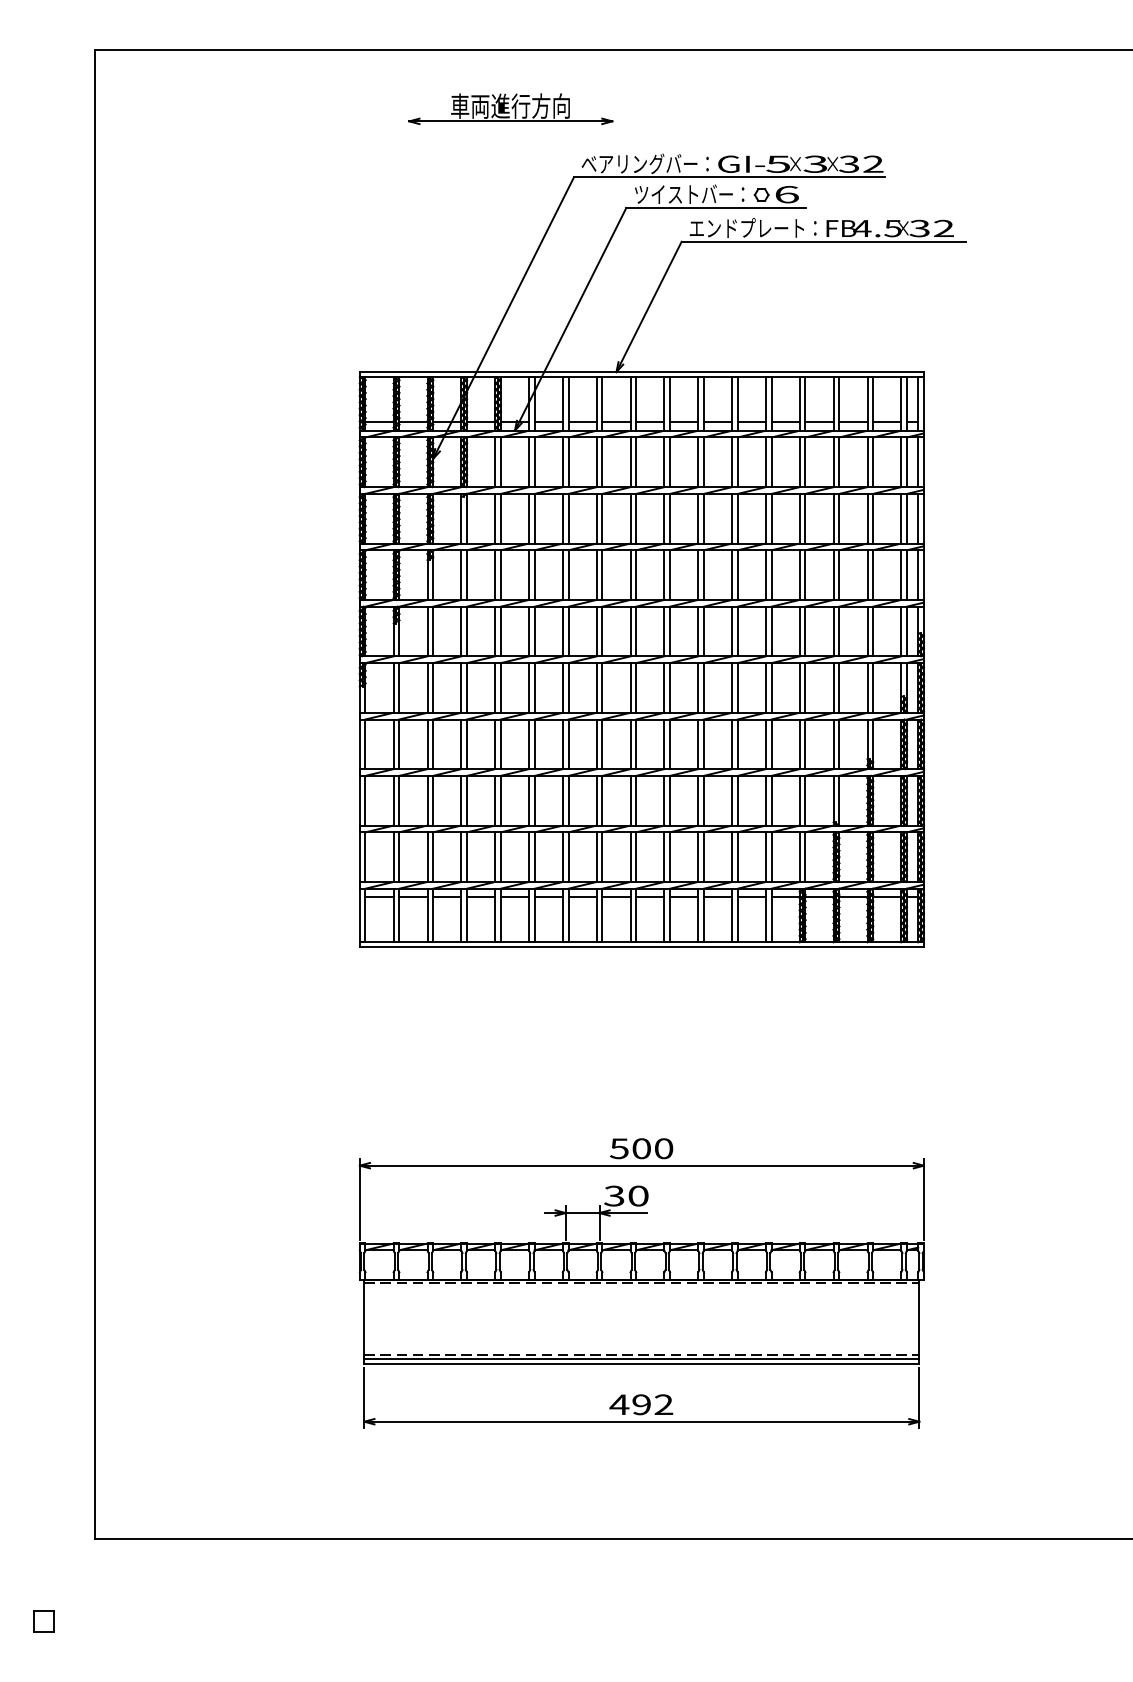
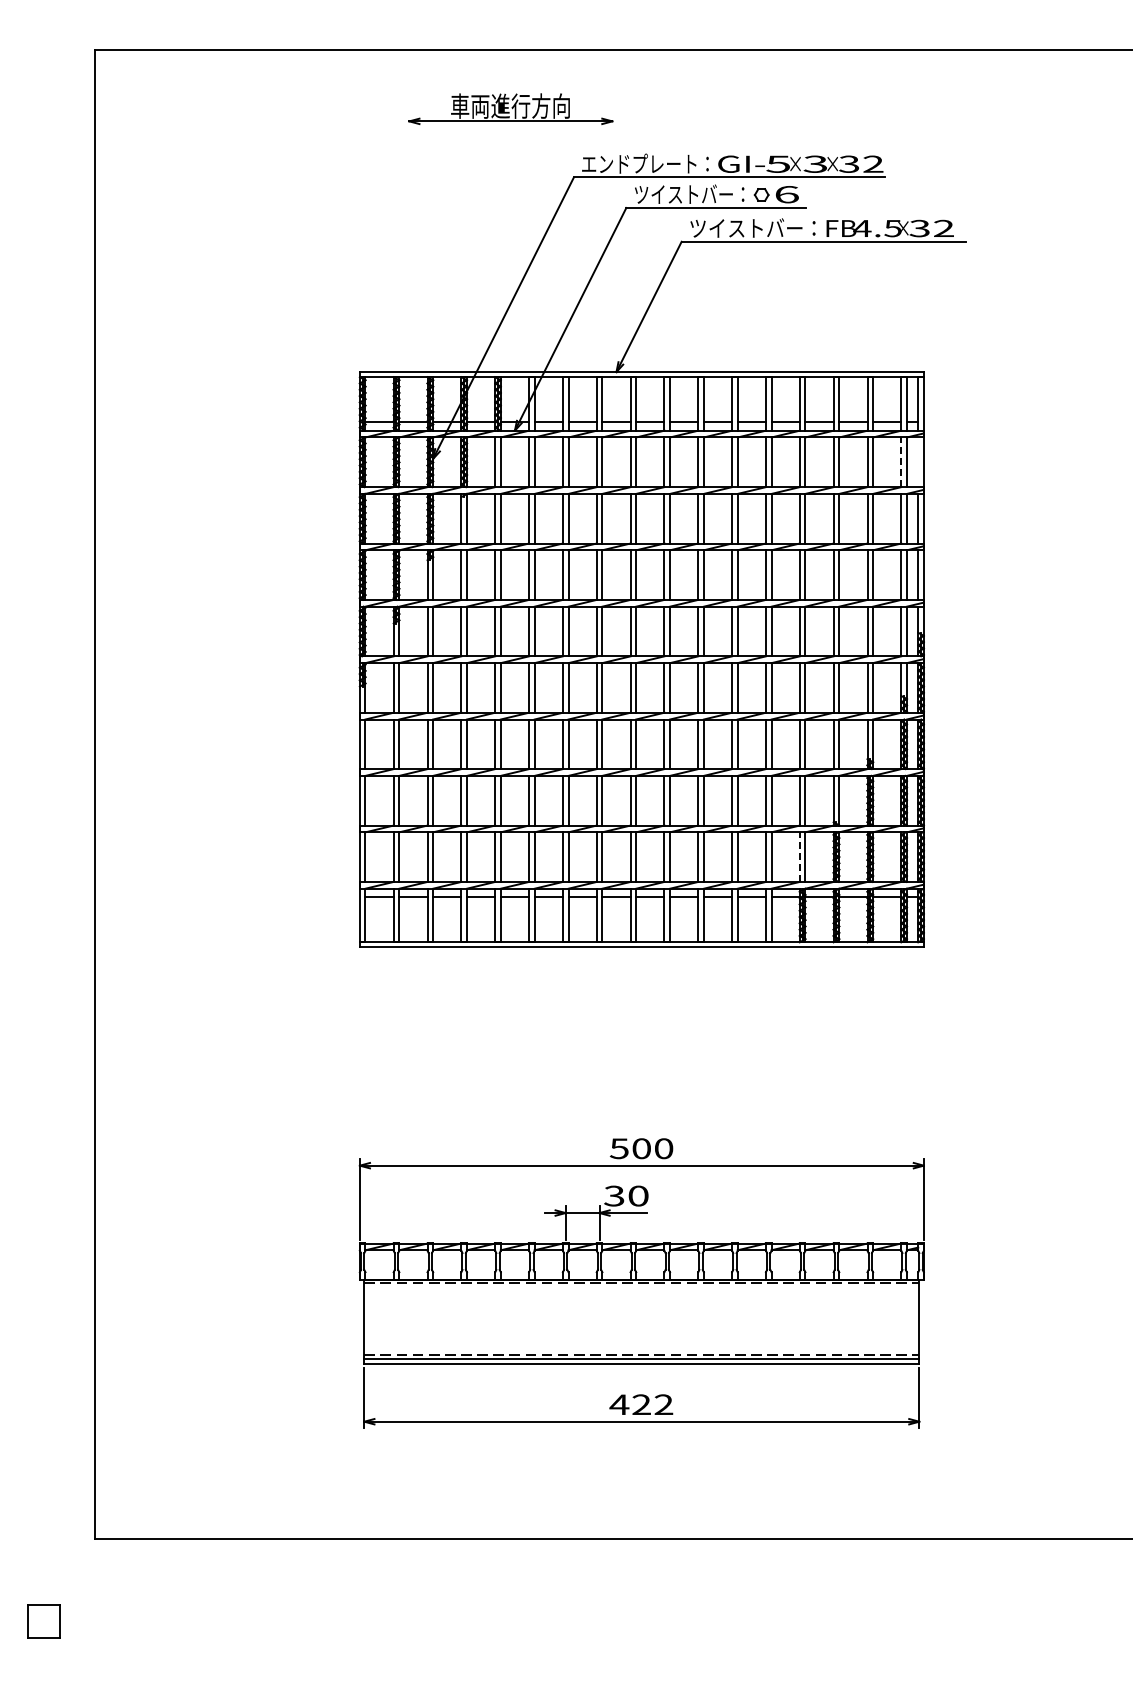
text: ベアリングバー： -> エンドプレート： (639, 163)
text: エンドプレート： -> ツイストバー： (752, 227)
line: solid -> dashed (901, 462)
line: present -> none (918, 462)
line: solid -> dashed (799, 857)
text: 492 -> 422 (641, 1404)
part size: 22x23 px -> 34x35 px (43, 1621)
